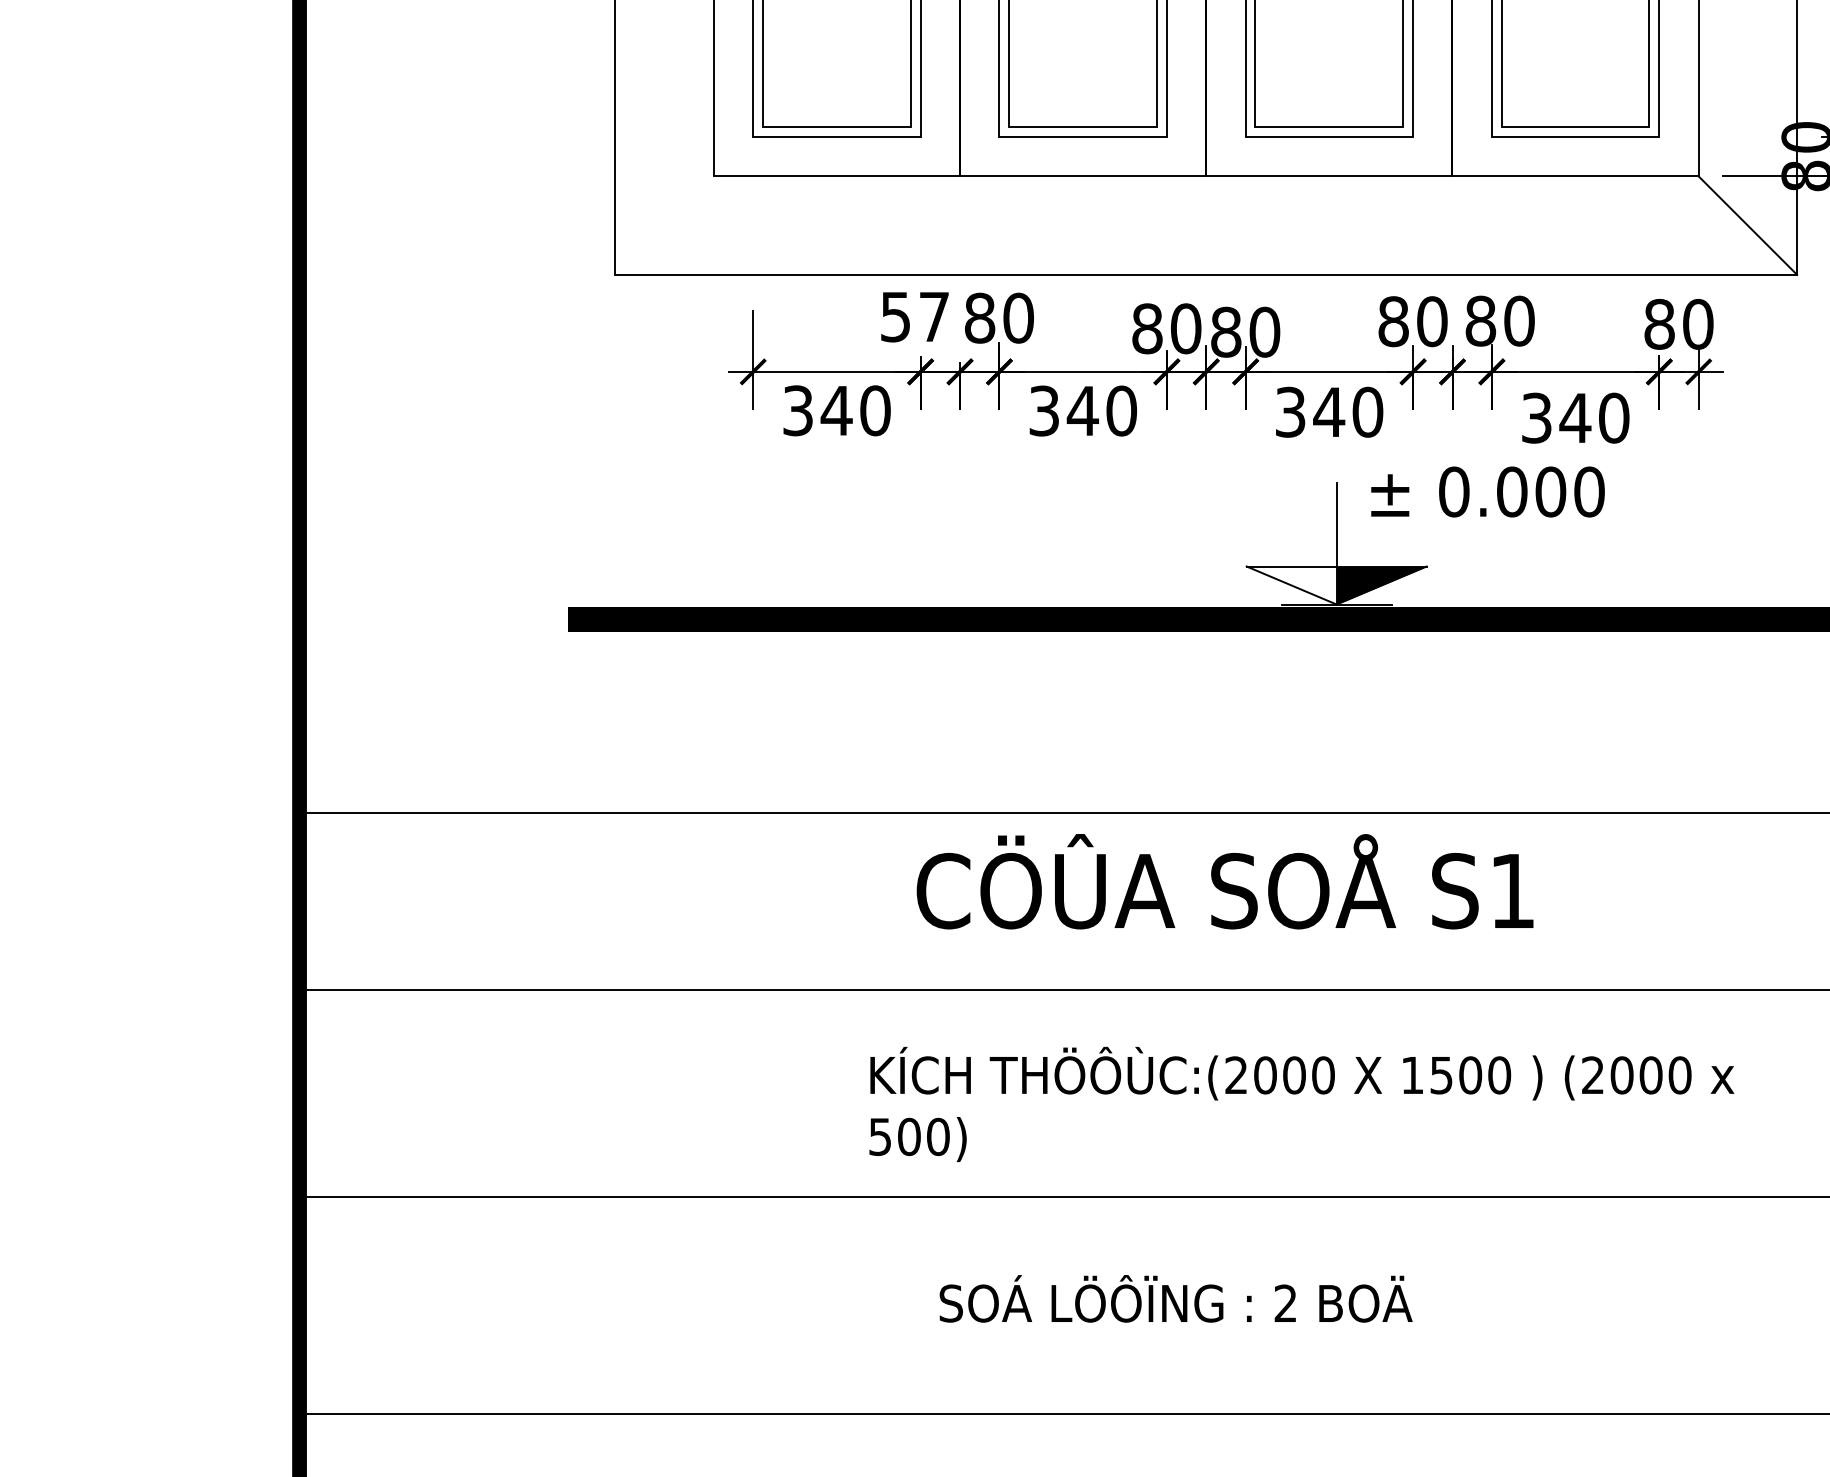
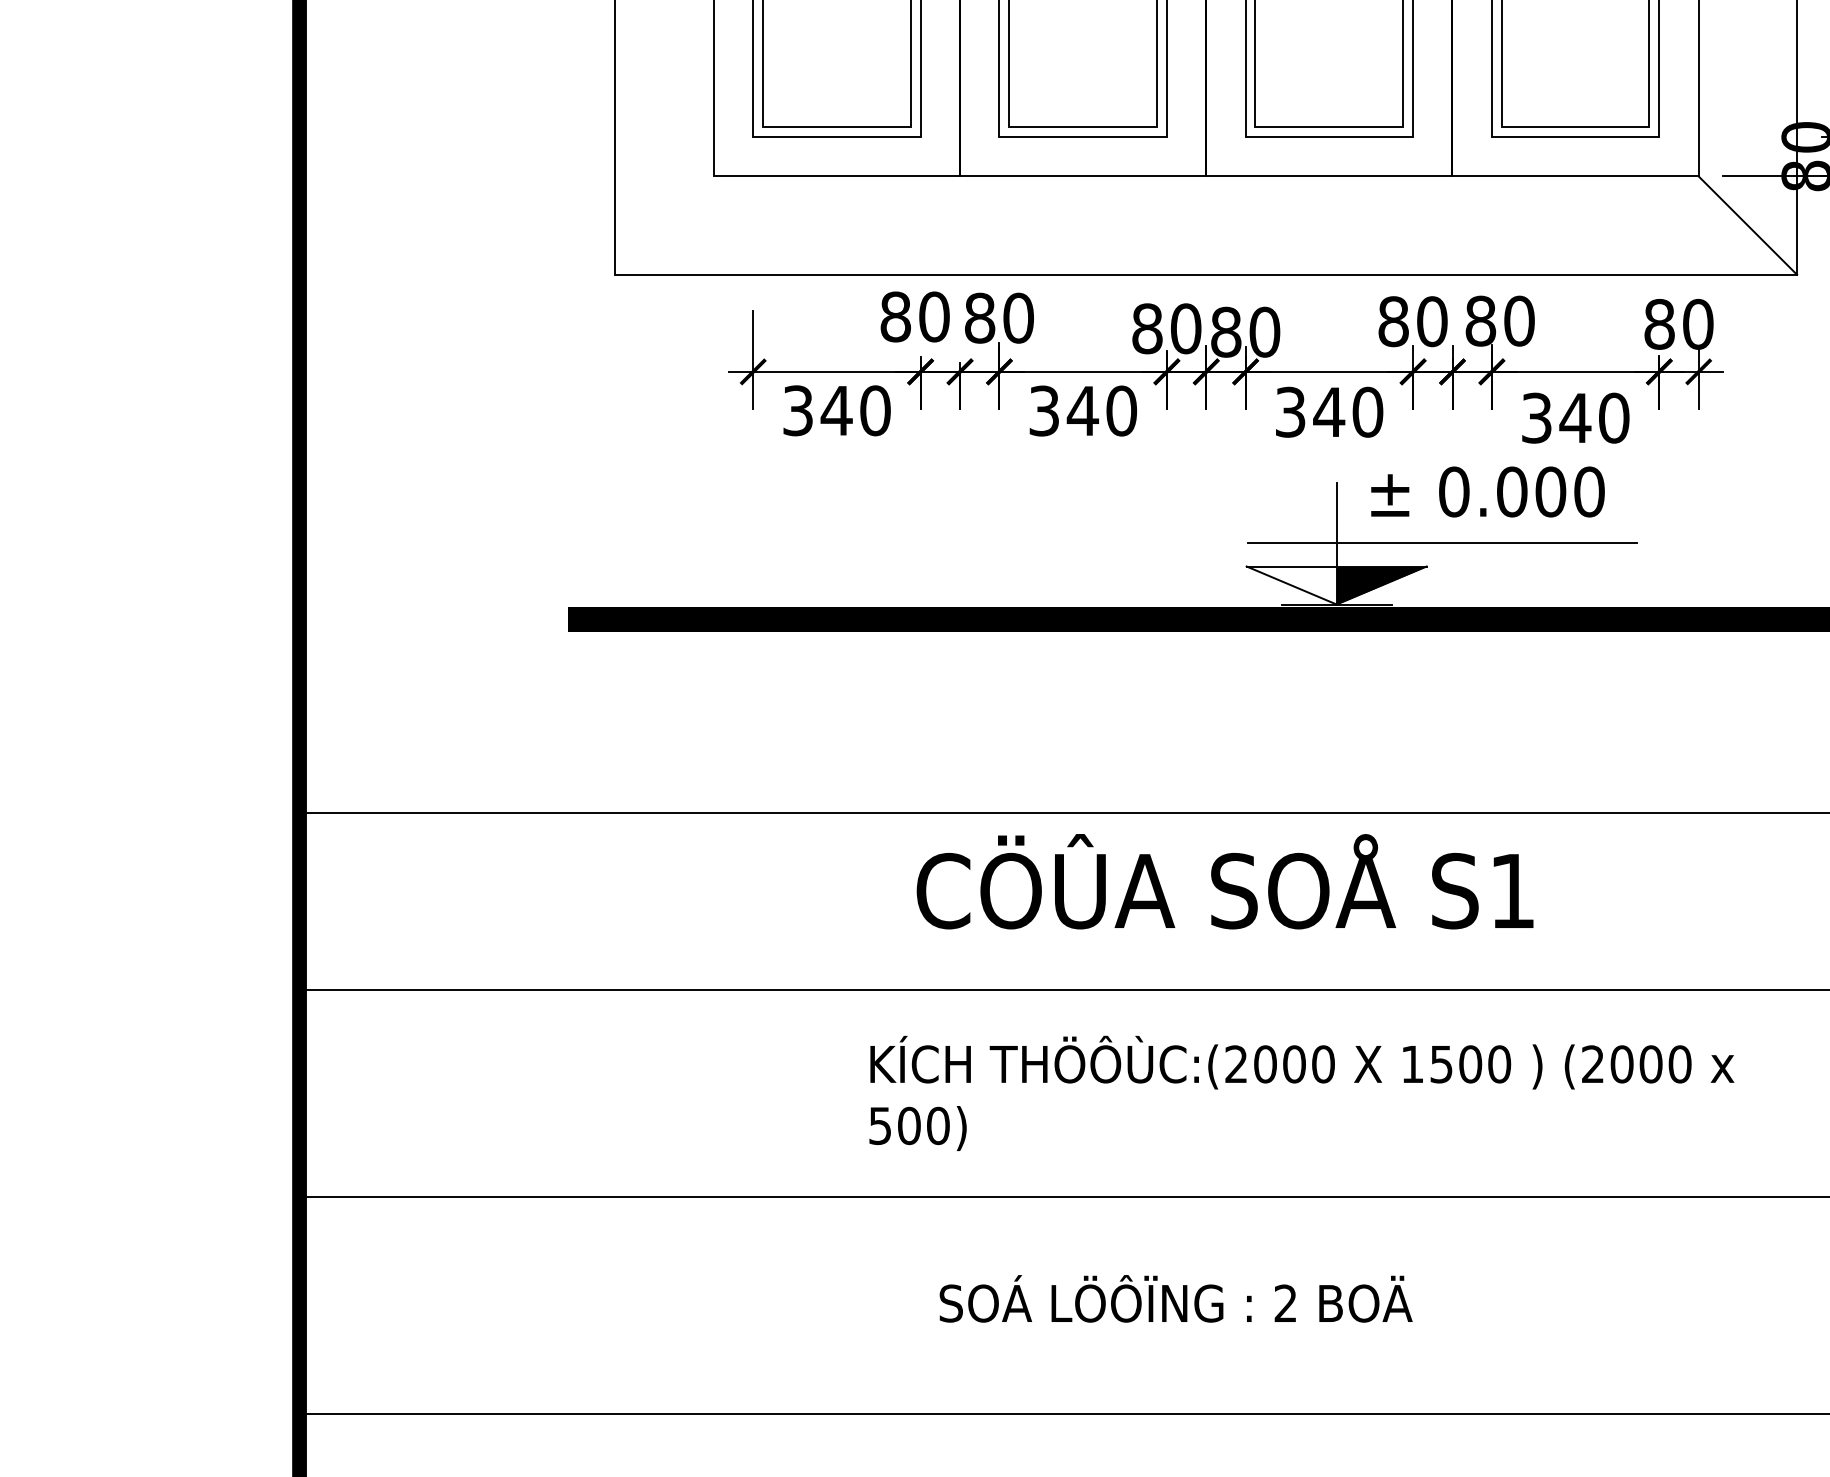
text: 57 -> 80 (914, 316)
line: none -> present (1442, 542)
text position: (1301, 1103) -> (1301, 1092) (1301, 1092)
